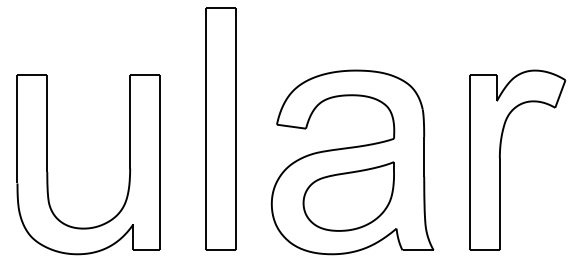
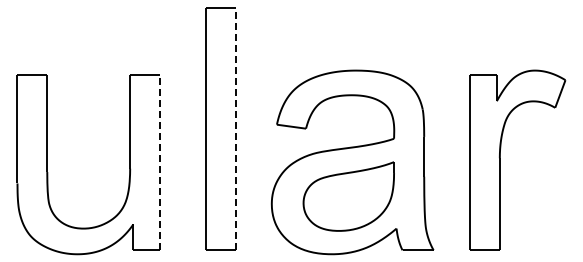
line: solid -> dashed (235, 128)
line: solid -> dashed (159, 162)
